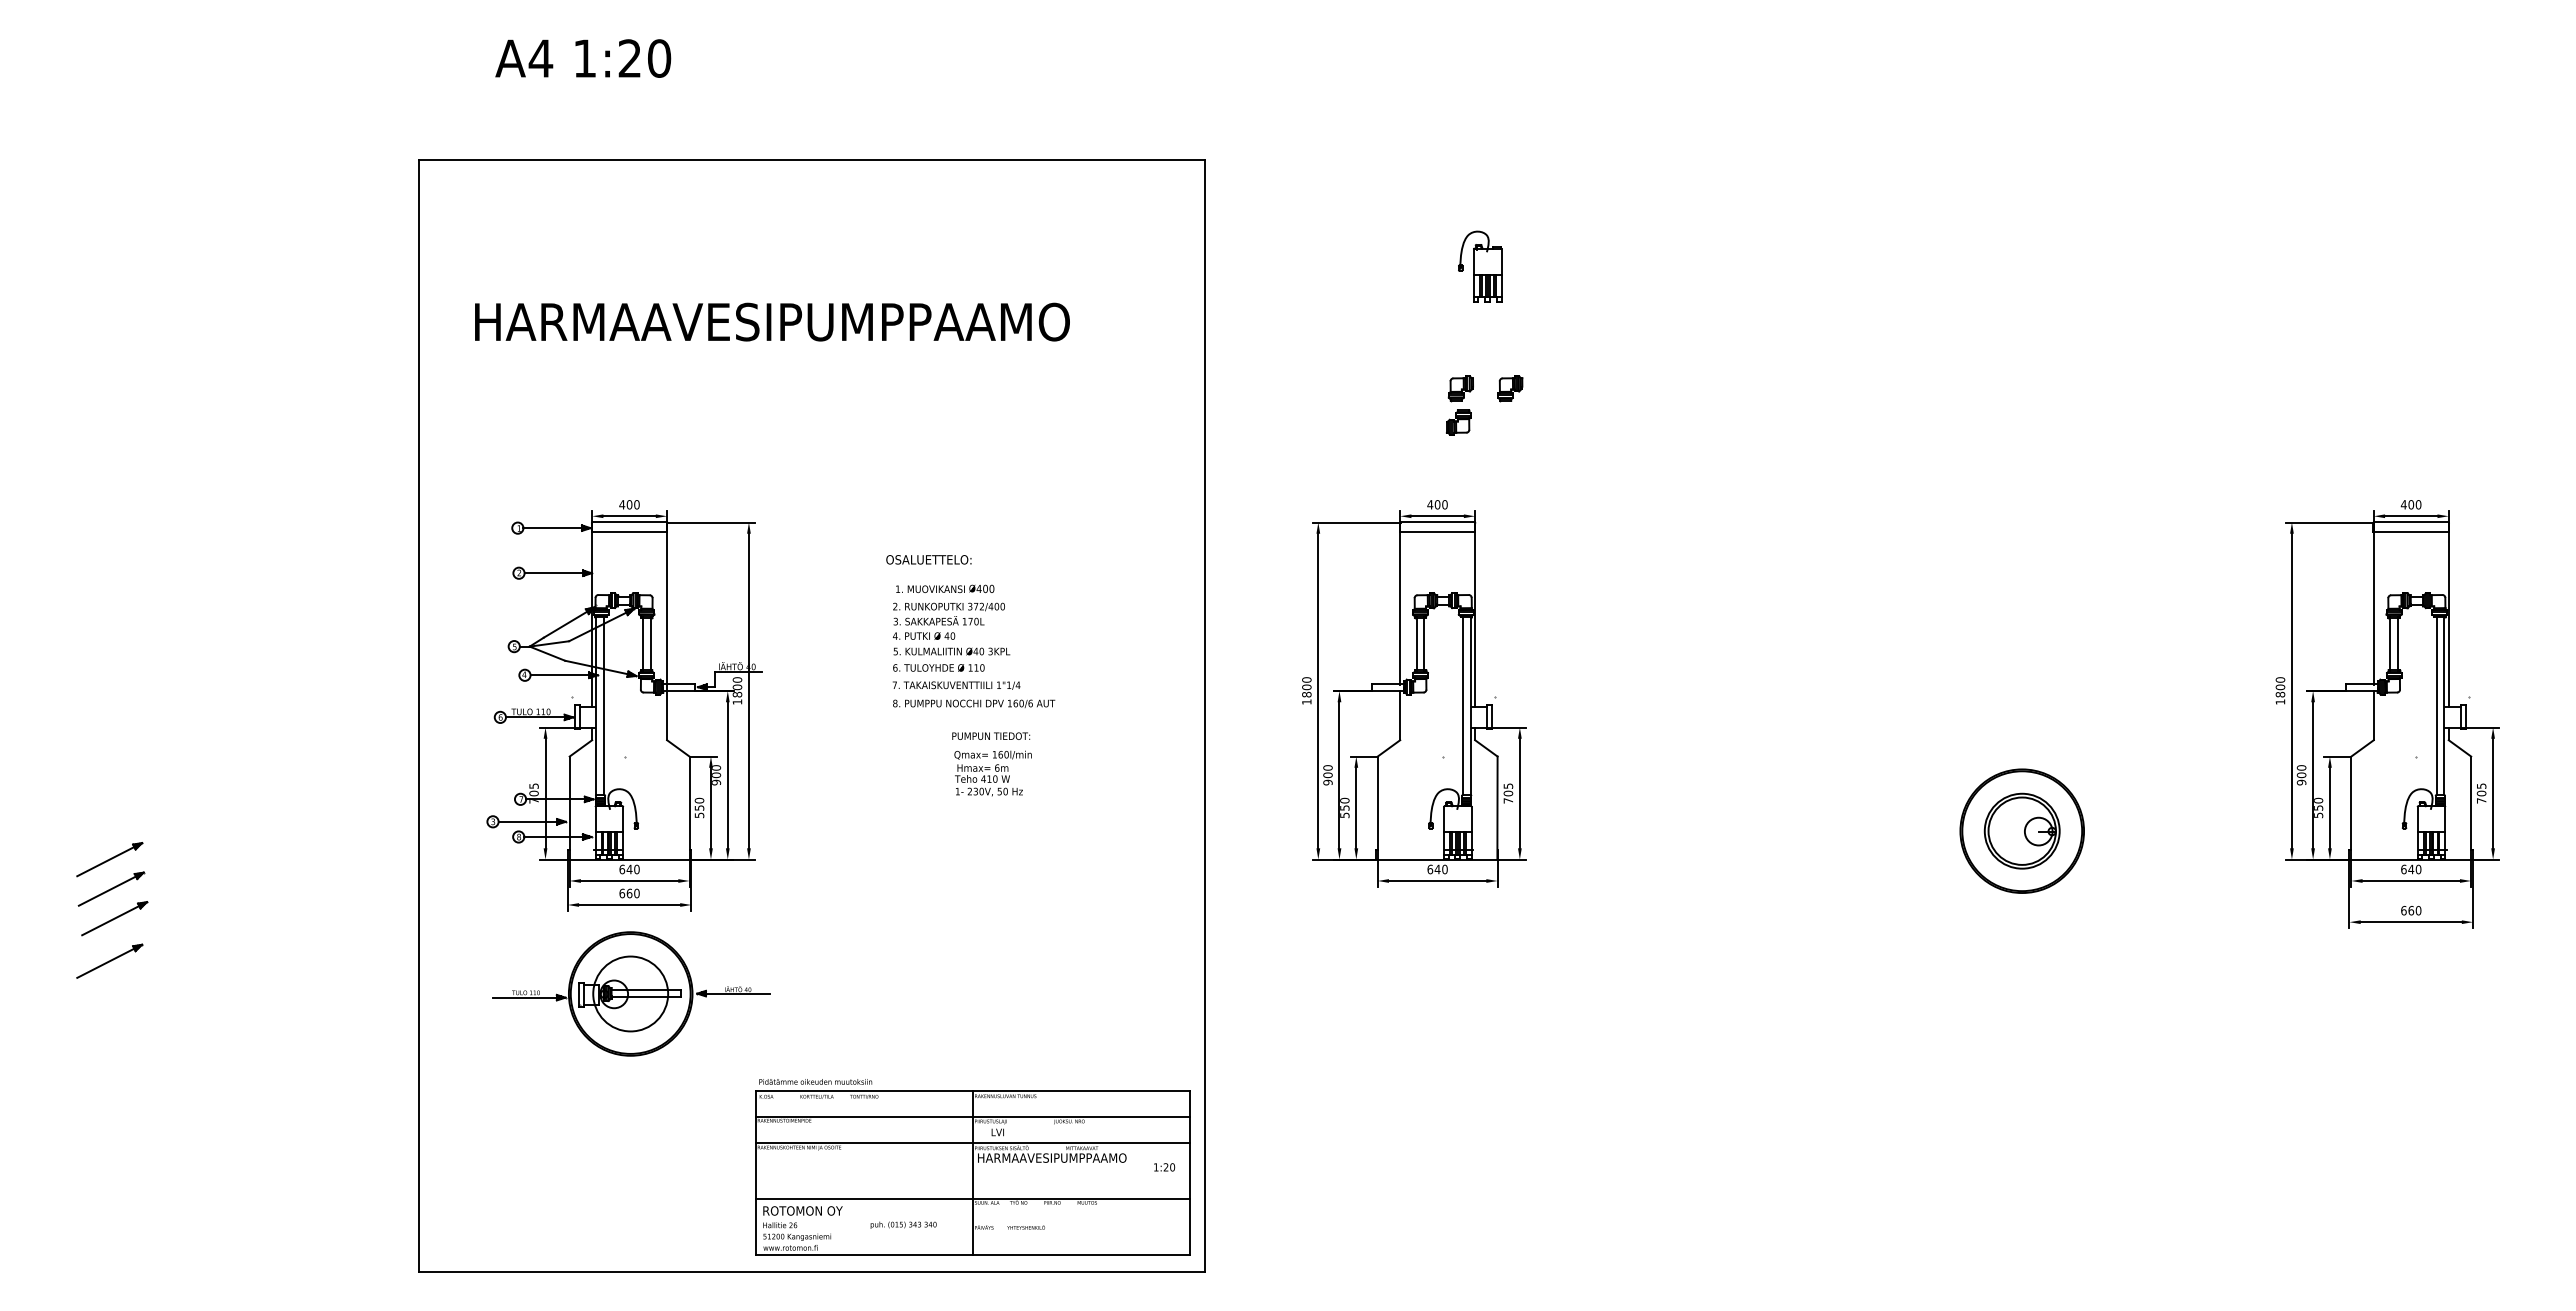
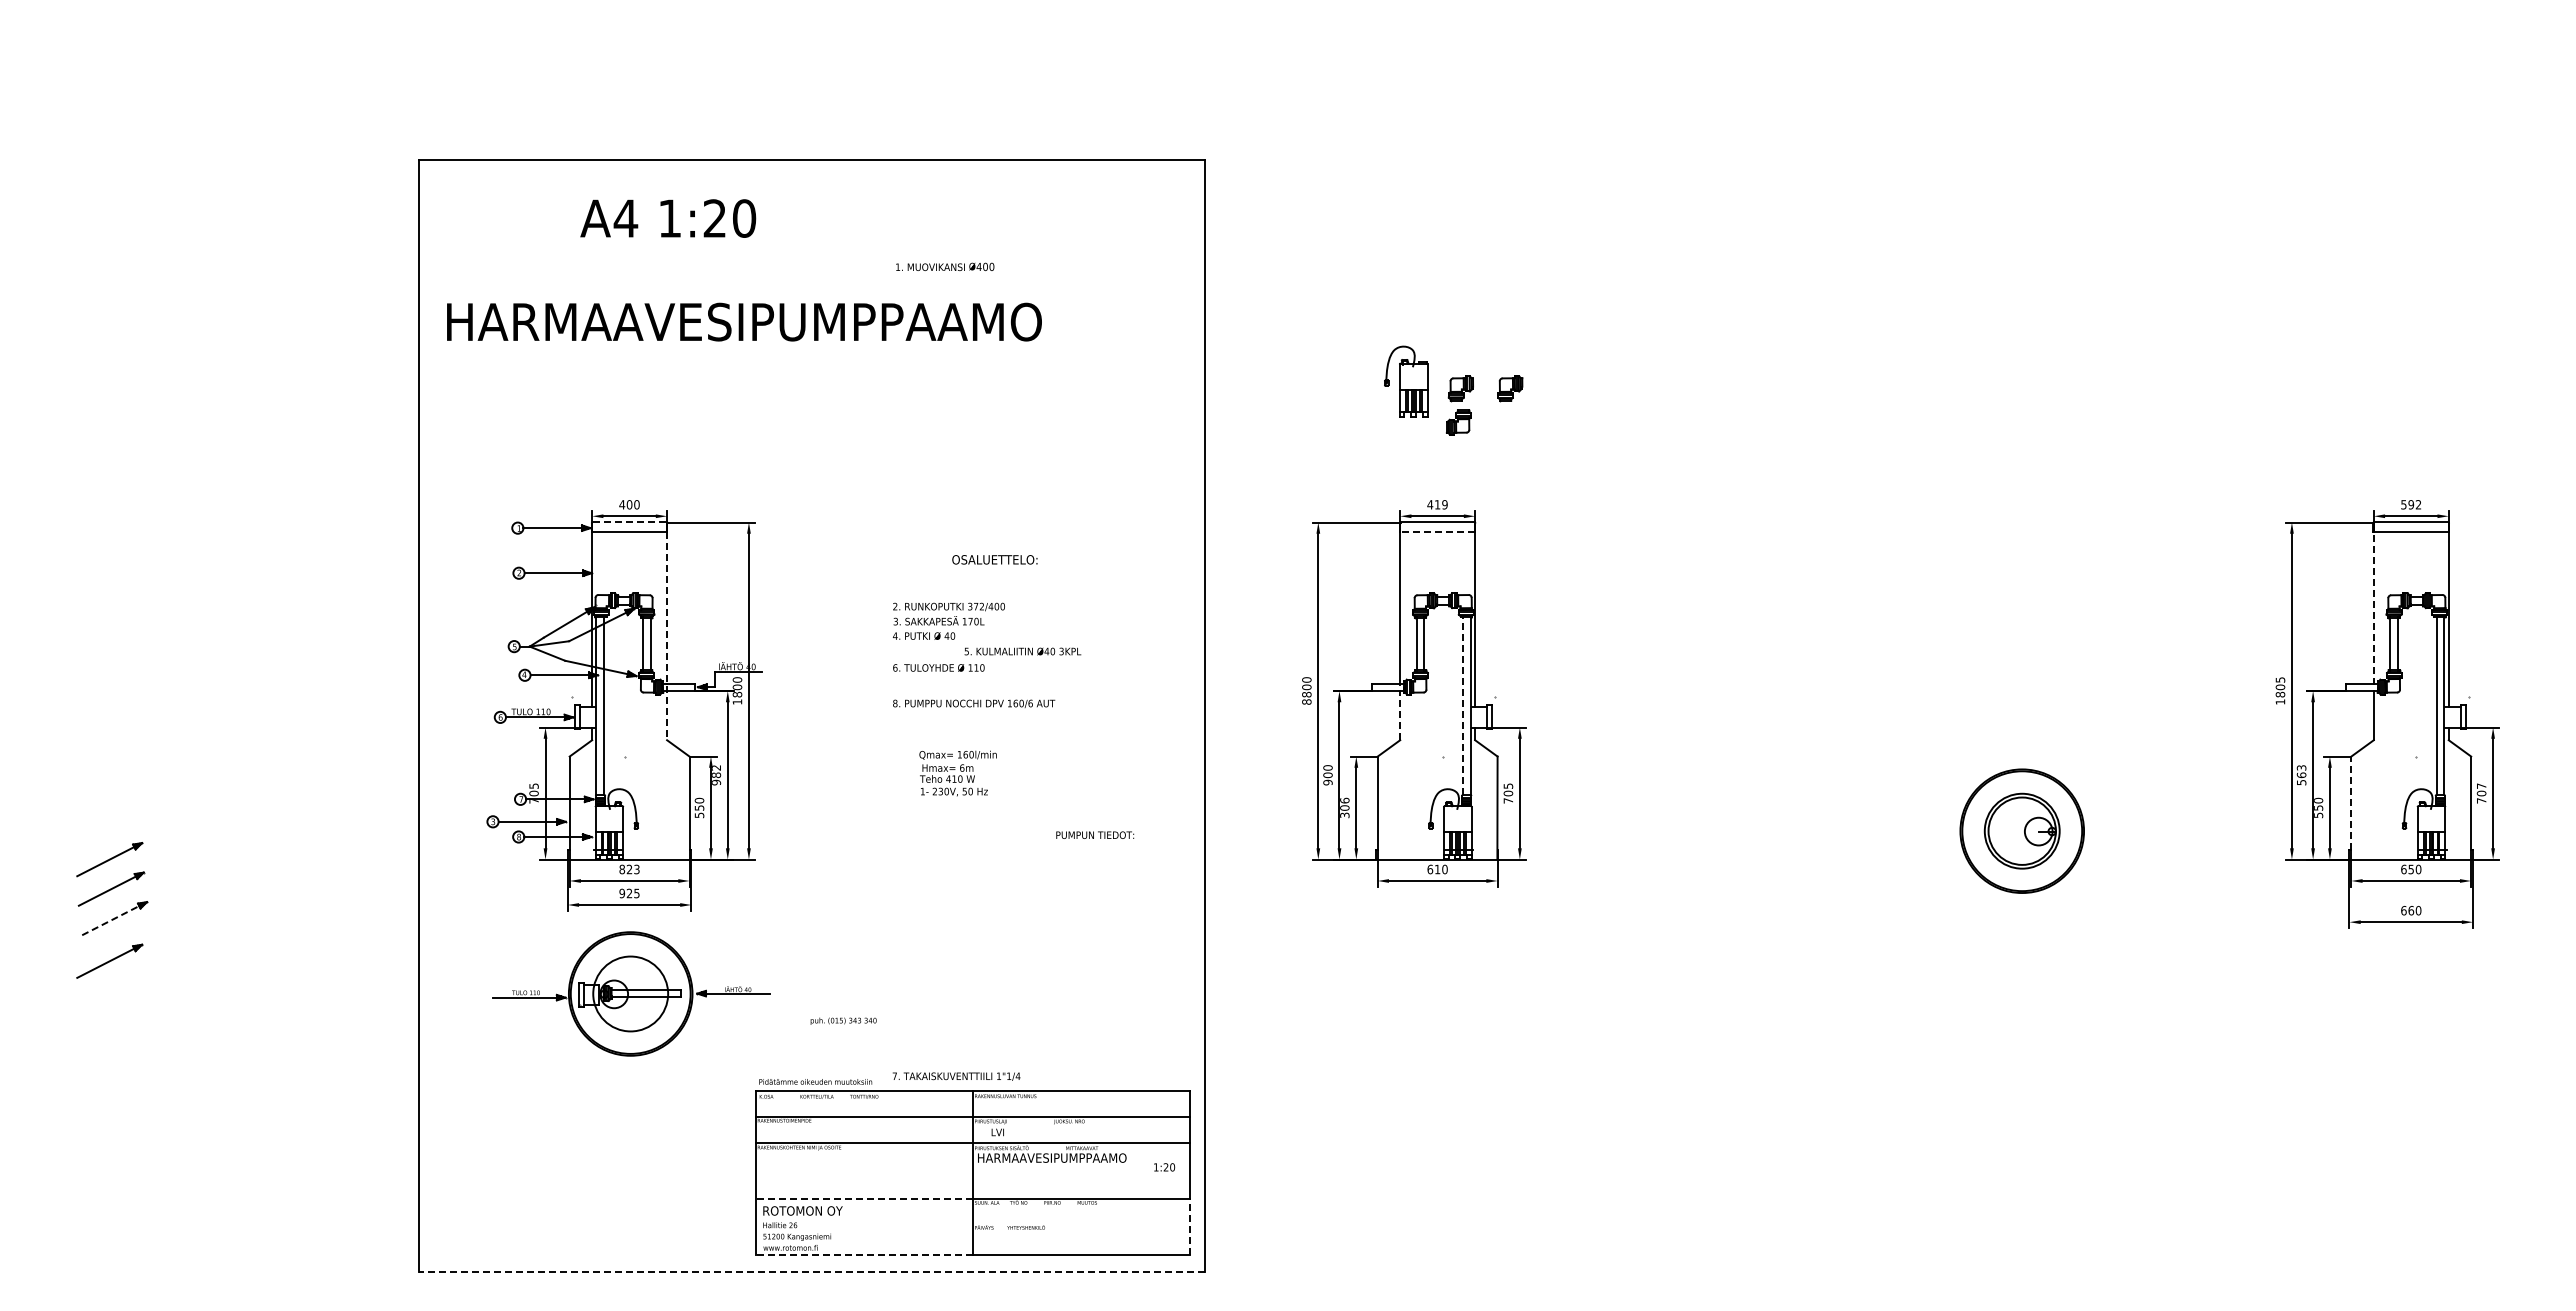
text position: (583, 58) -> (668, 218) (668, 218)
part position: (1480, 266) -> (1406, 381) (1406, 381)
text position: (772, 321) -> (744, 321) (744, 321)
text: 400 -> 419 (1440, 504)
text: 400 -> 592 (2410, 504)
line: solid -> dashed (629, 522)
line: solid -> dashed (1437, 531)
text position: (928, 559) -> (994, 559) (994, 559)
text position: (945, 588) -> (945, 266) (945, 266)
line: solid -> dashed (2373, 603)
line: solid -> dashed (667, 636)
text position: (951, 651) -> (1022, 651) (1022, 651)
text: 1800 -> 1805 (2280, 679)
text position: (956, 685) -> (956, 1076) (956, 1076)
text: 1800 -> 8800 (1306, 701)
line: solid -> dashed (1463, 706)
line: solid -> dashed (1400, 716)
text position: (991, 735) -> (1095, 834) (1095, 834)
text: 900 -> 982 (716, 771)
text position: (992, 773) -> (957, 773) (957, 773)
text: 900 -> 563 (2301, 775)
text: 705 -> 707 (2481, 785)
line: solid -> dashed (2351, 803)
text: 550 -> 306 (1344, 807)
text: 640 -> 823 (629, 869)
text: 640 -> 610 (1437, 869)
text: 640 -> 650 (2411, 869)
text: 660 -> 925 (629, 893)
line: solid -> dashed (111, 920)
line: solid -> dashed (864, 1199)
text position: (903, 1224) -> (843, 1020) (843, 1020)
line: solid -> dashed (1190, 1226)
line: solid -> dashed (864, 1255)
line: solid -> dashed (811, 1271)
